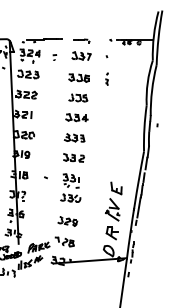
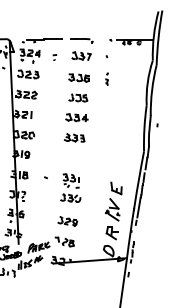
part size: 18x6 px -> 24x6 px (81, 40)
part: present -> none (73, 157)
